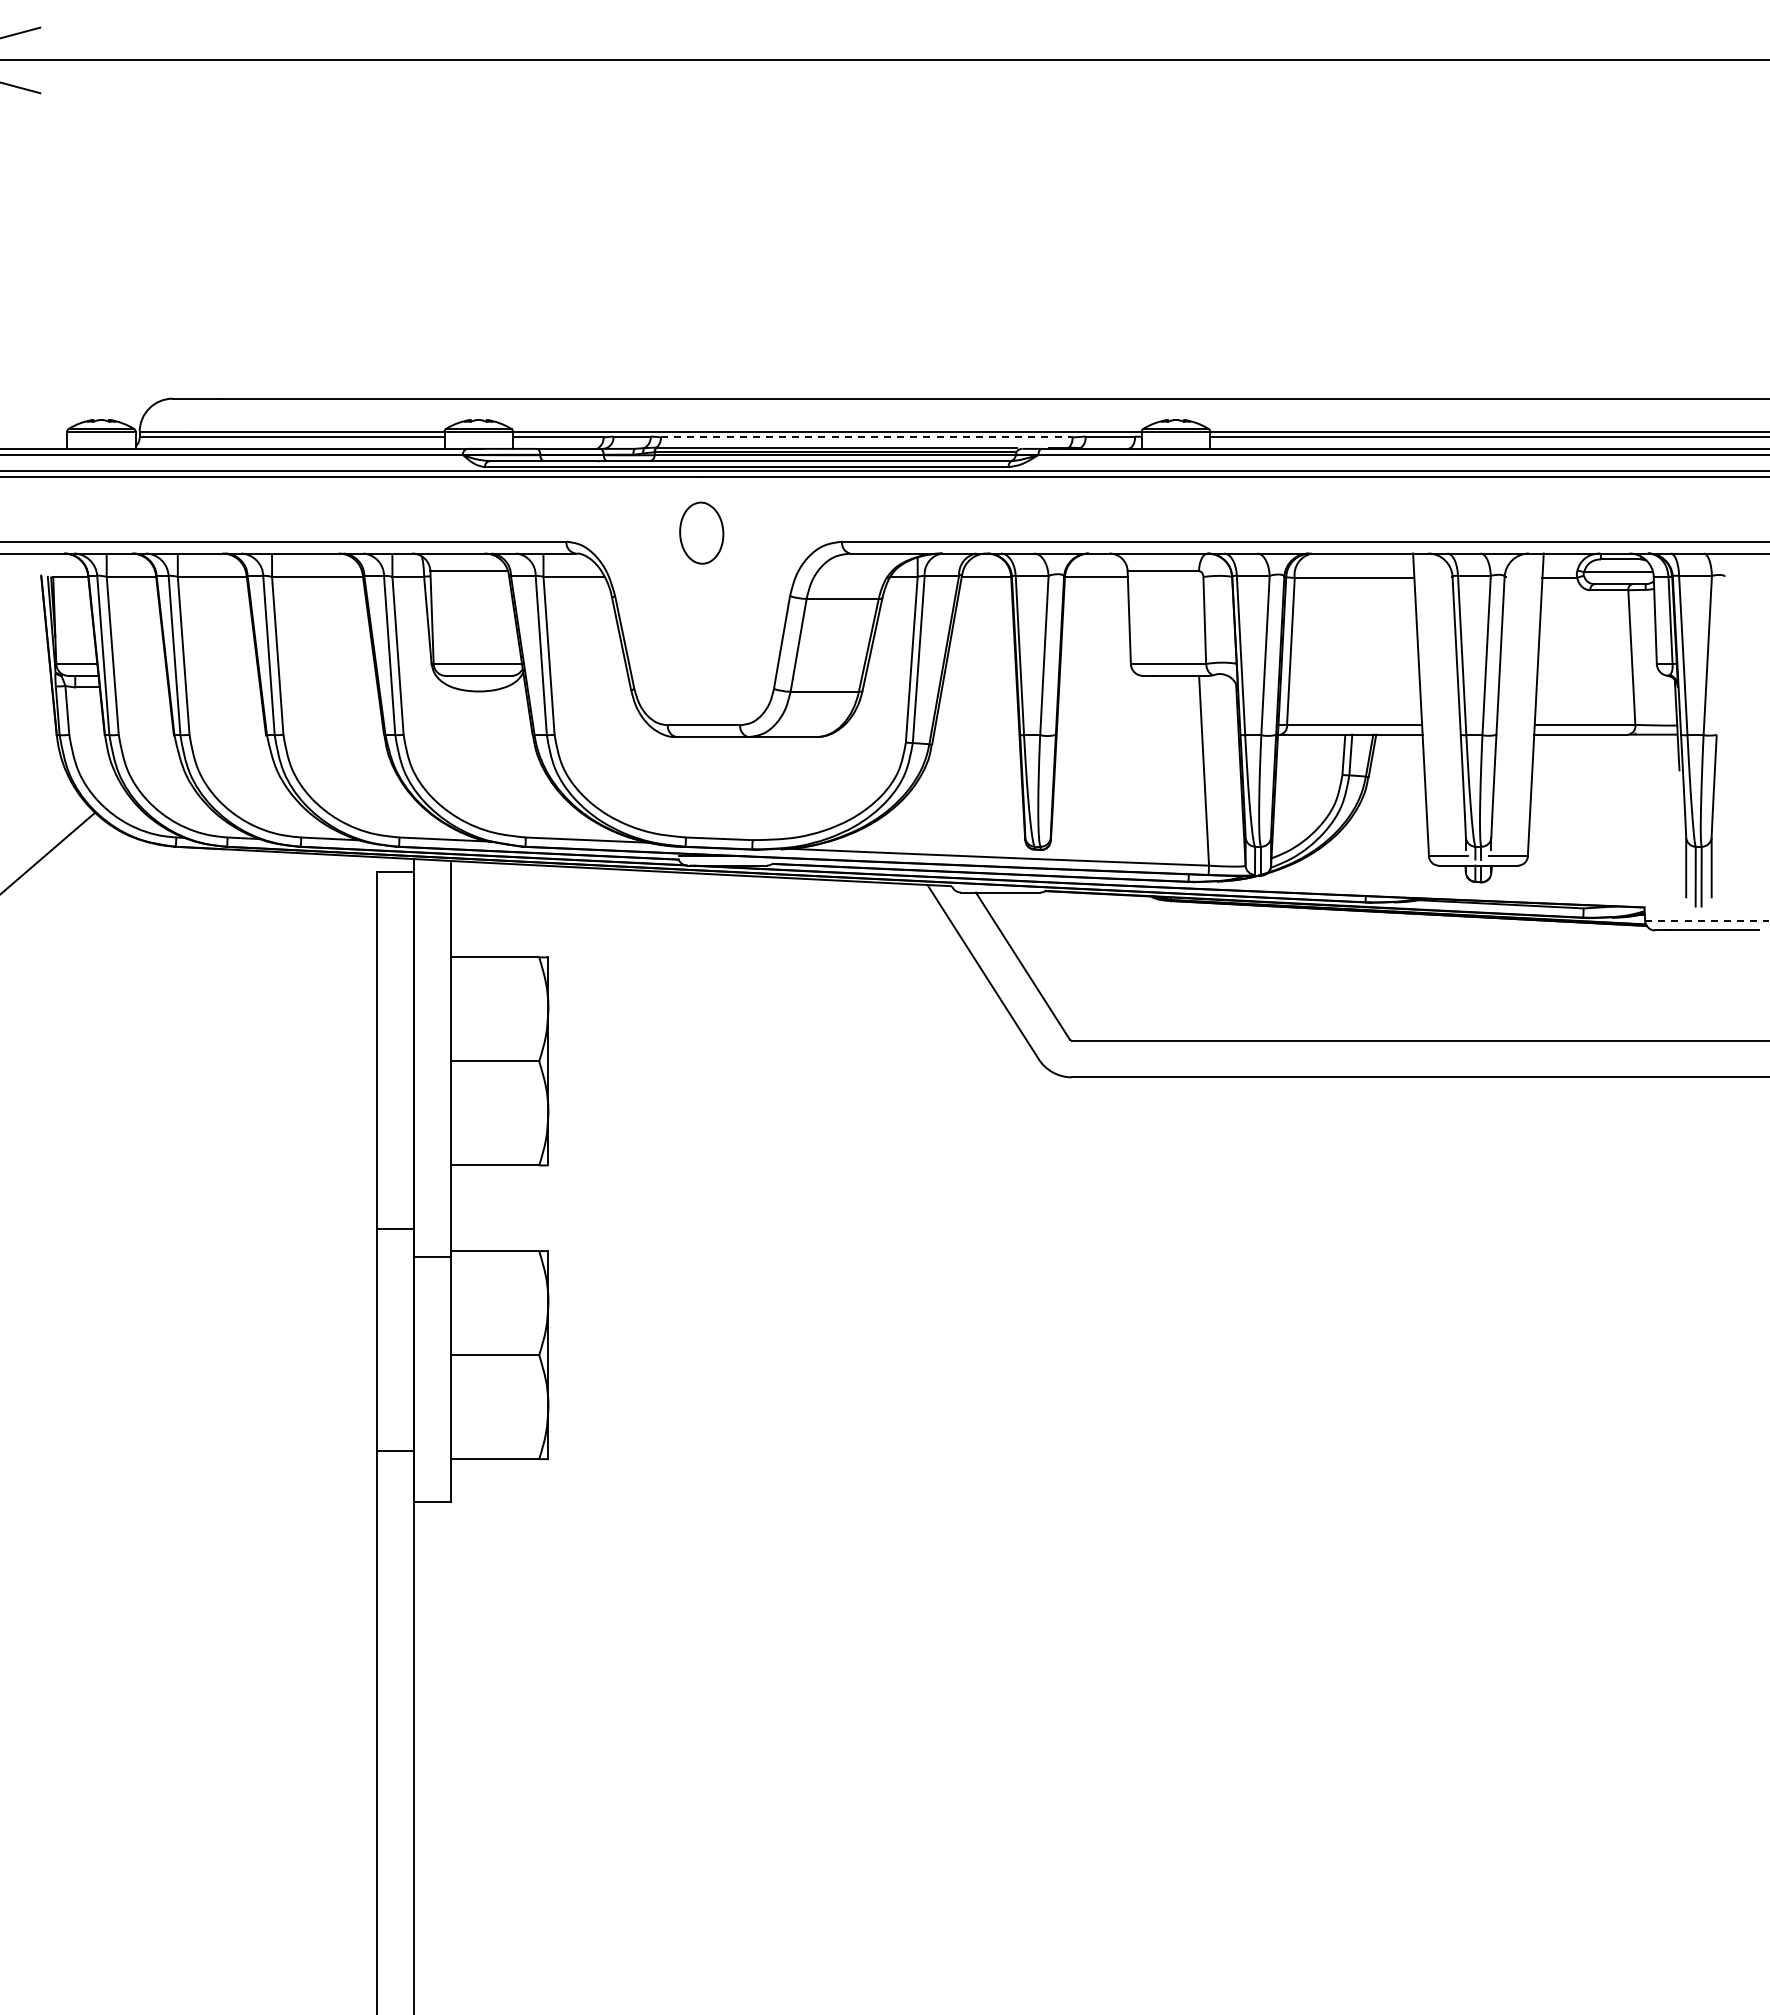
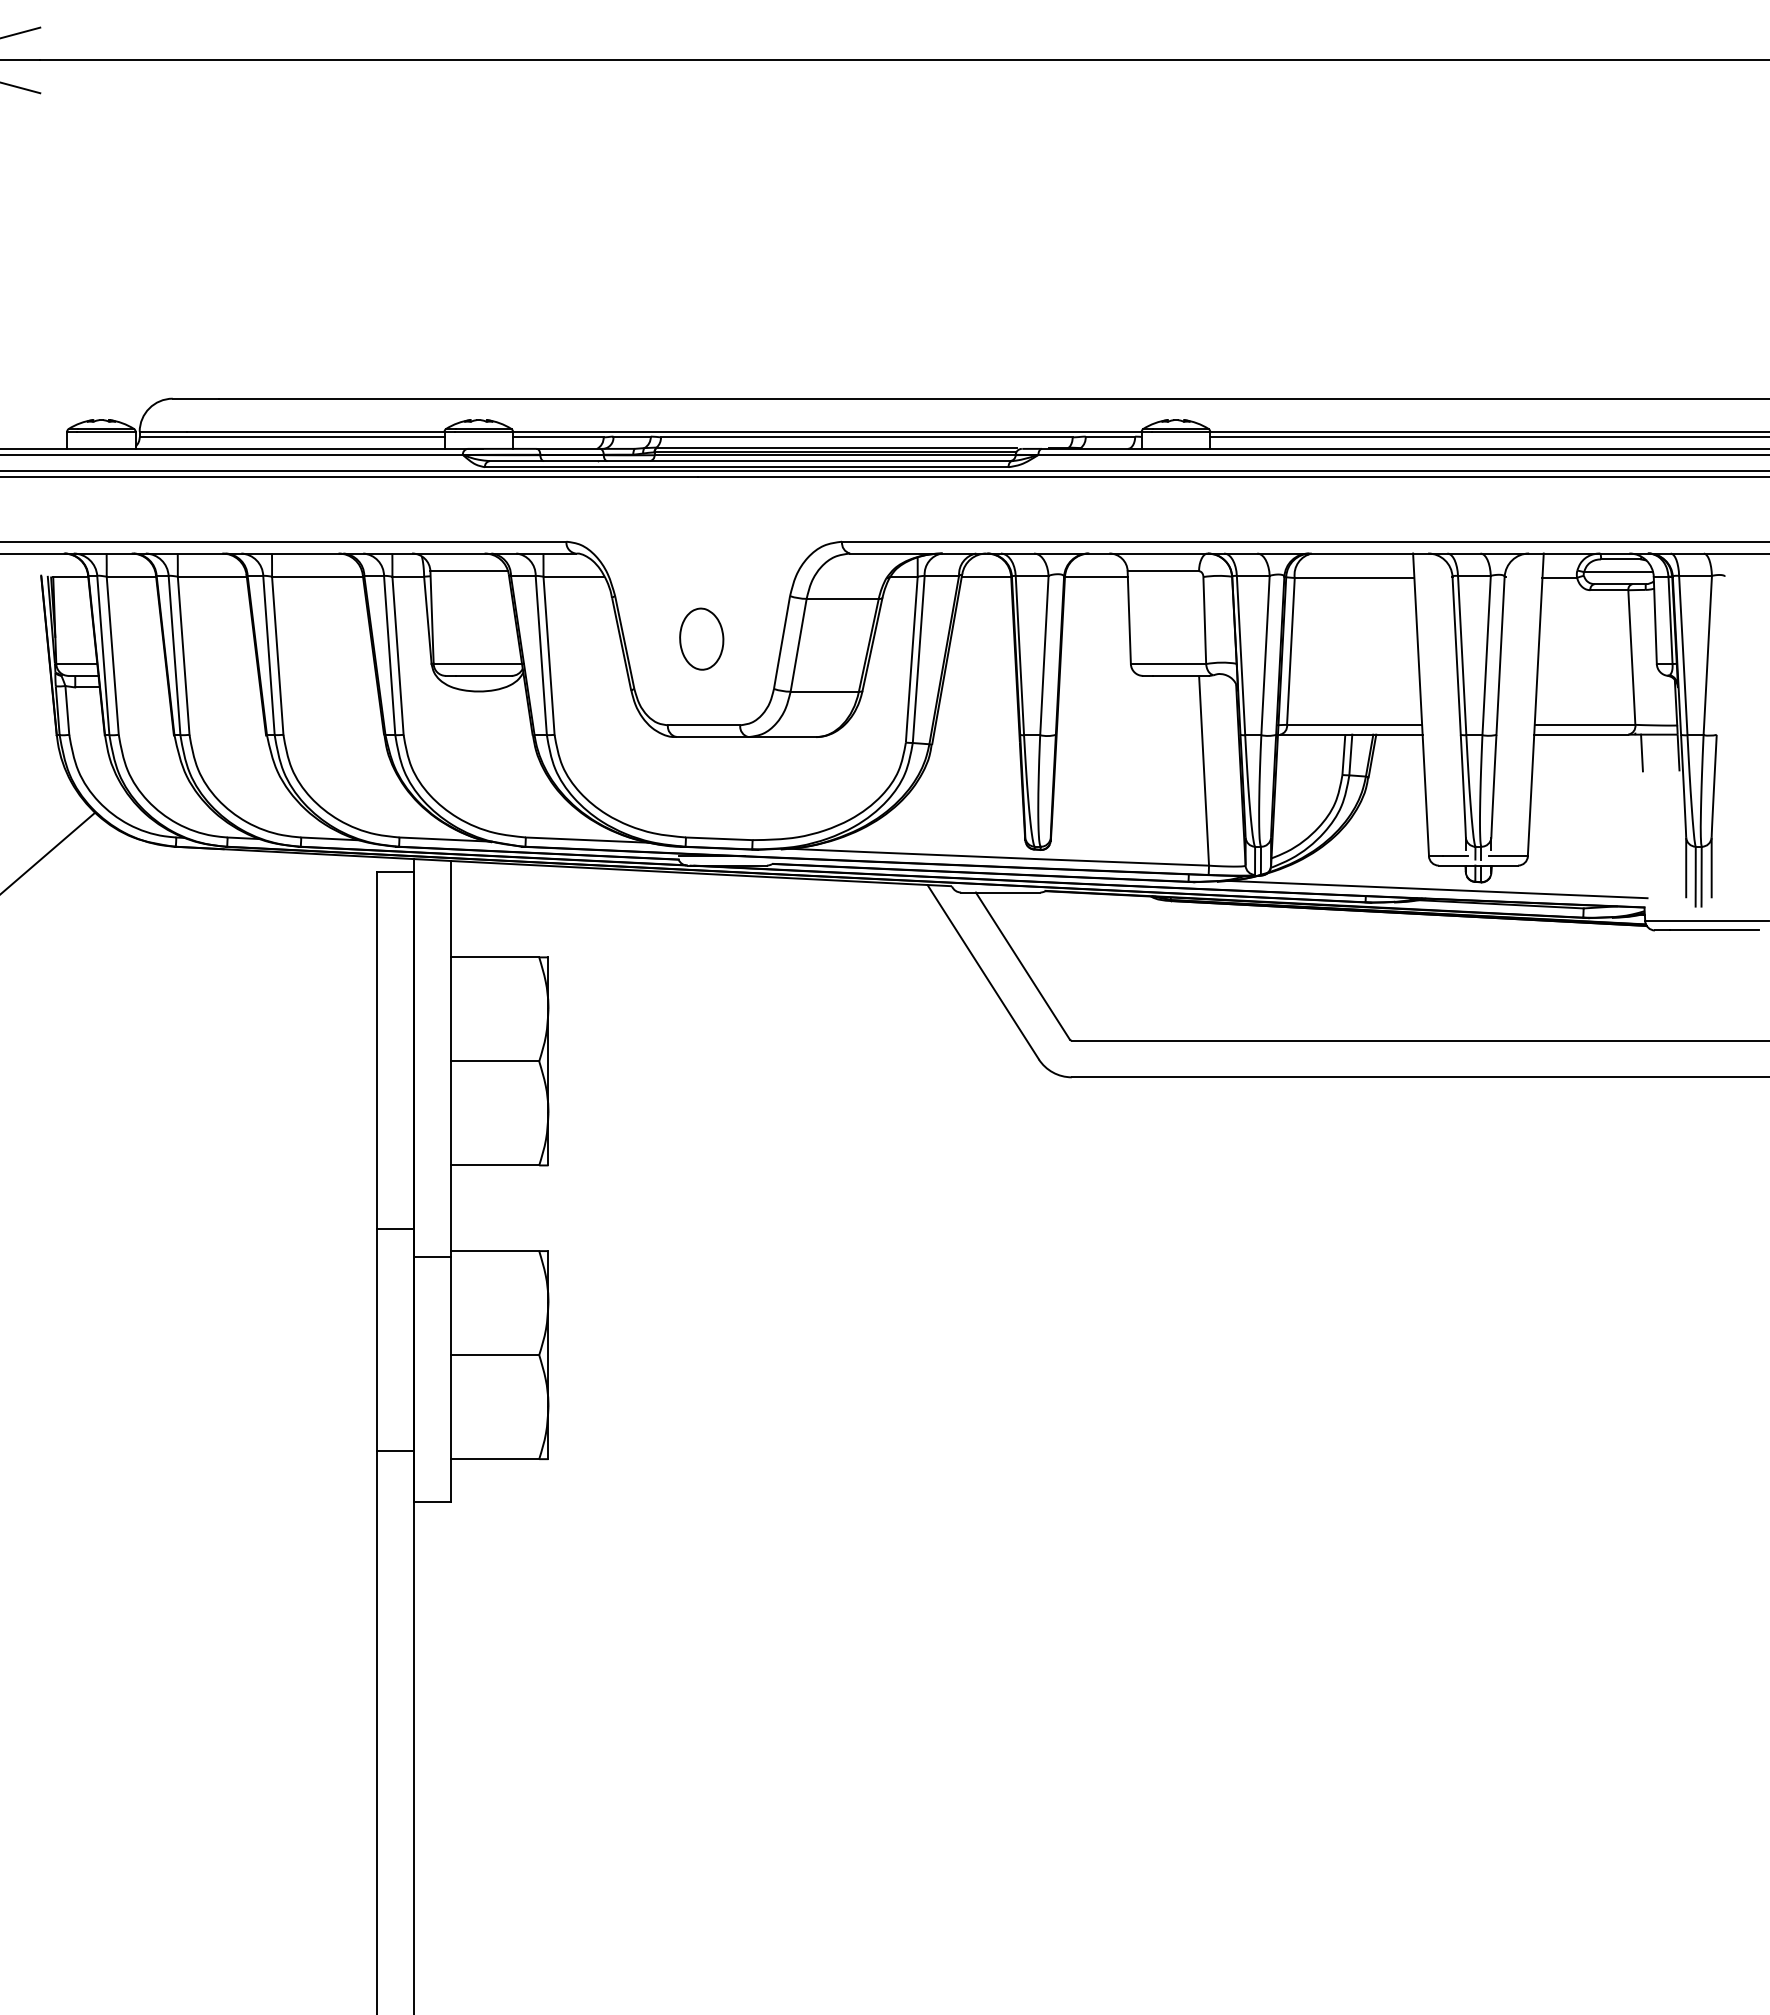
line: dashed -> solid (866, 437)
part position: (701, 532) -> (701, 638) (701, 638)
line: none -> present (1641, 752)
line: none -> present (1436, 889)
line: dashed -> solid (1706, 921)
